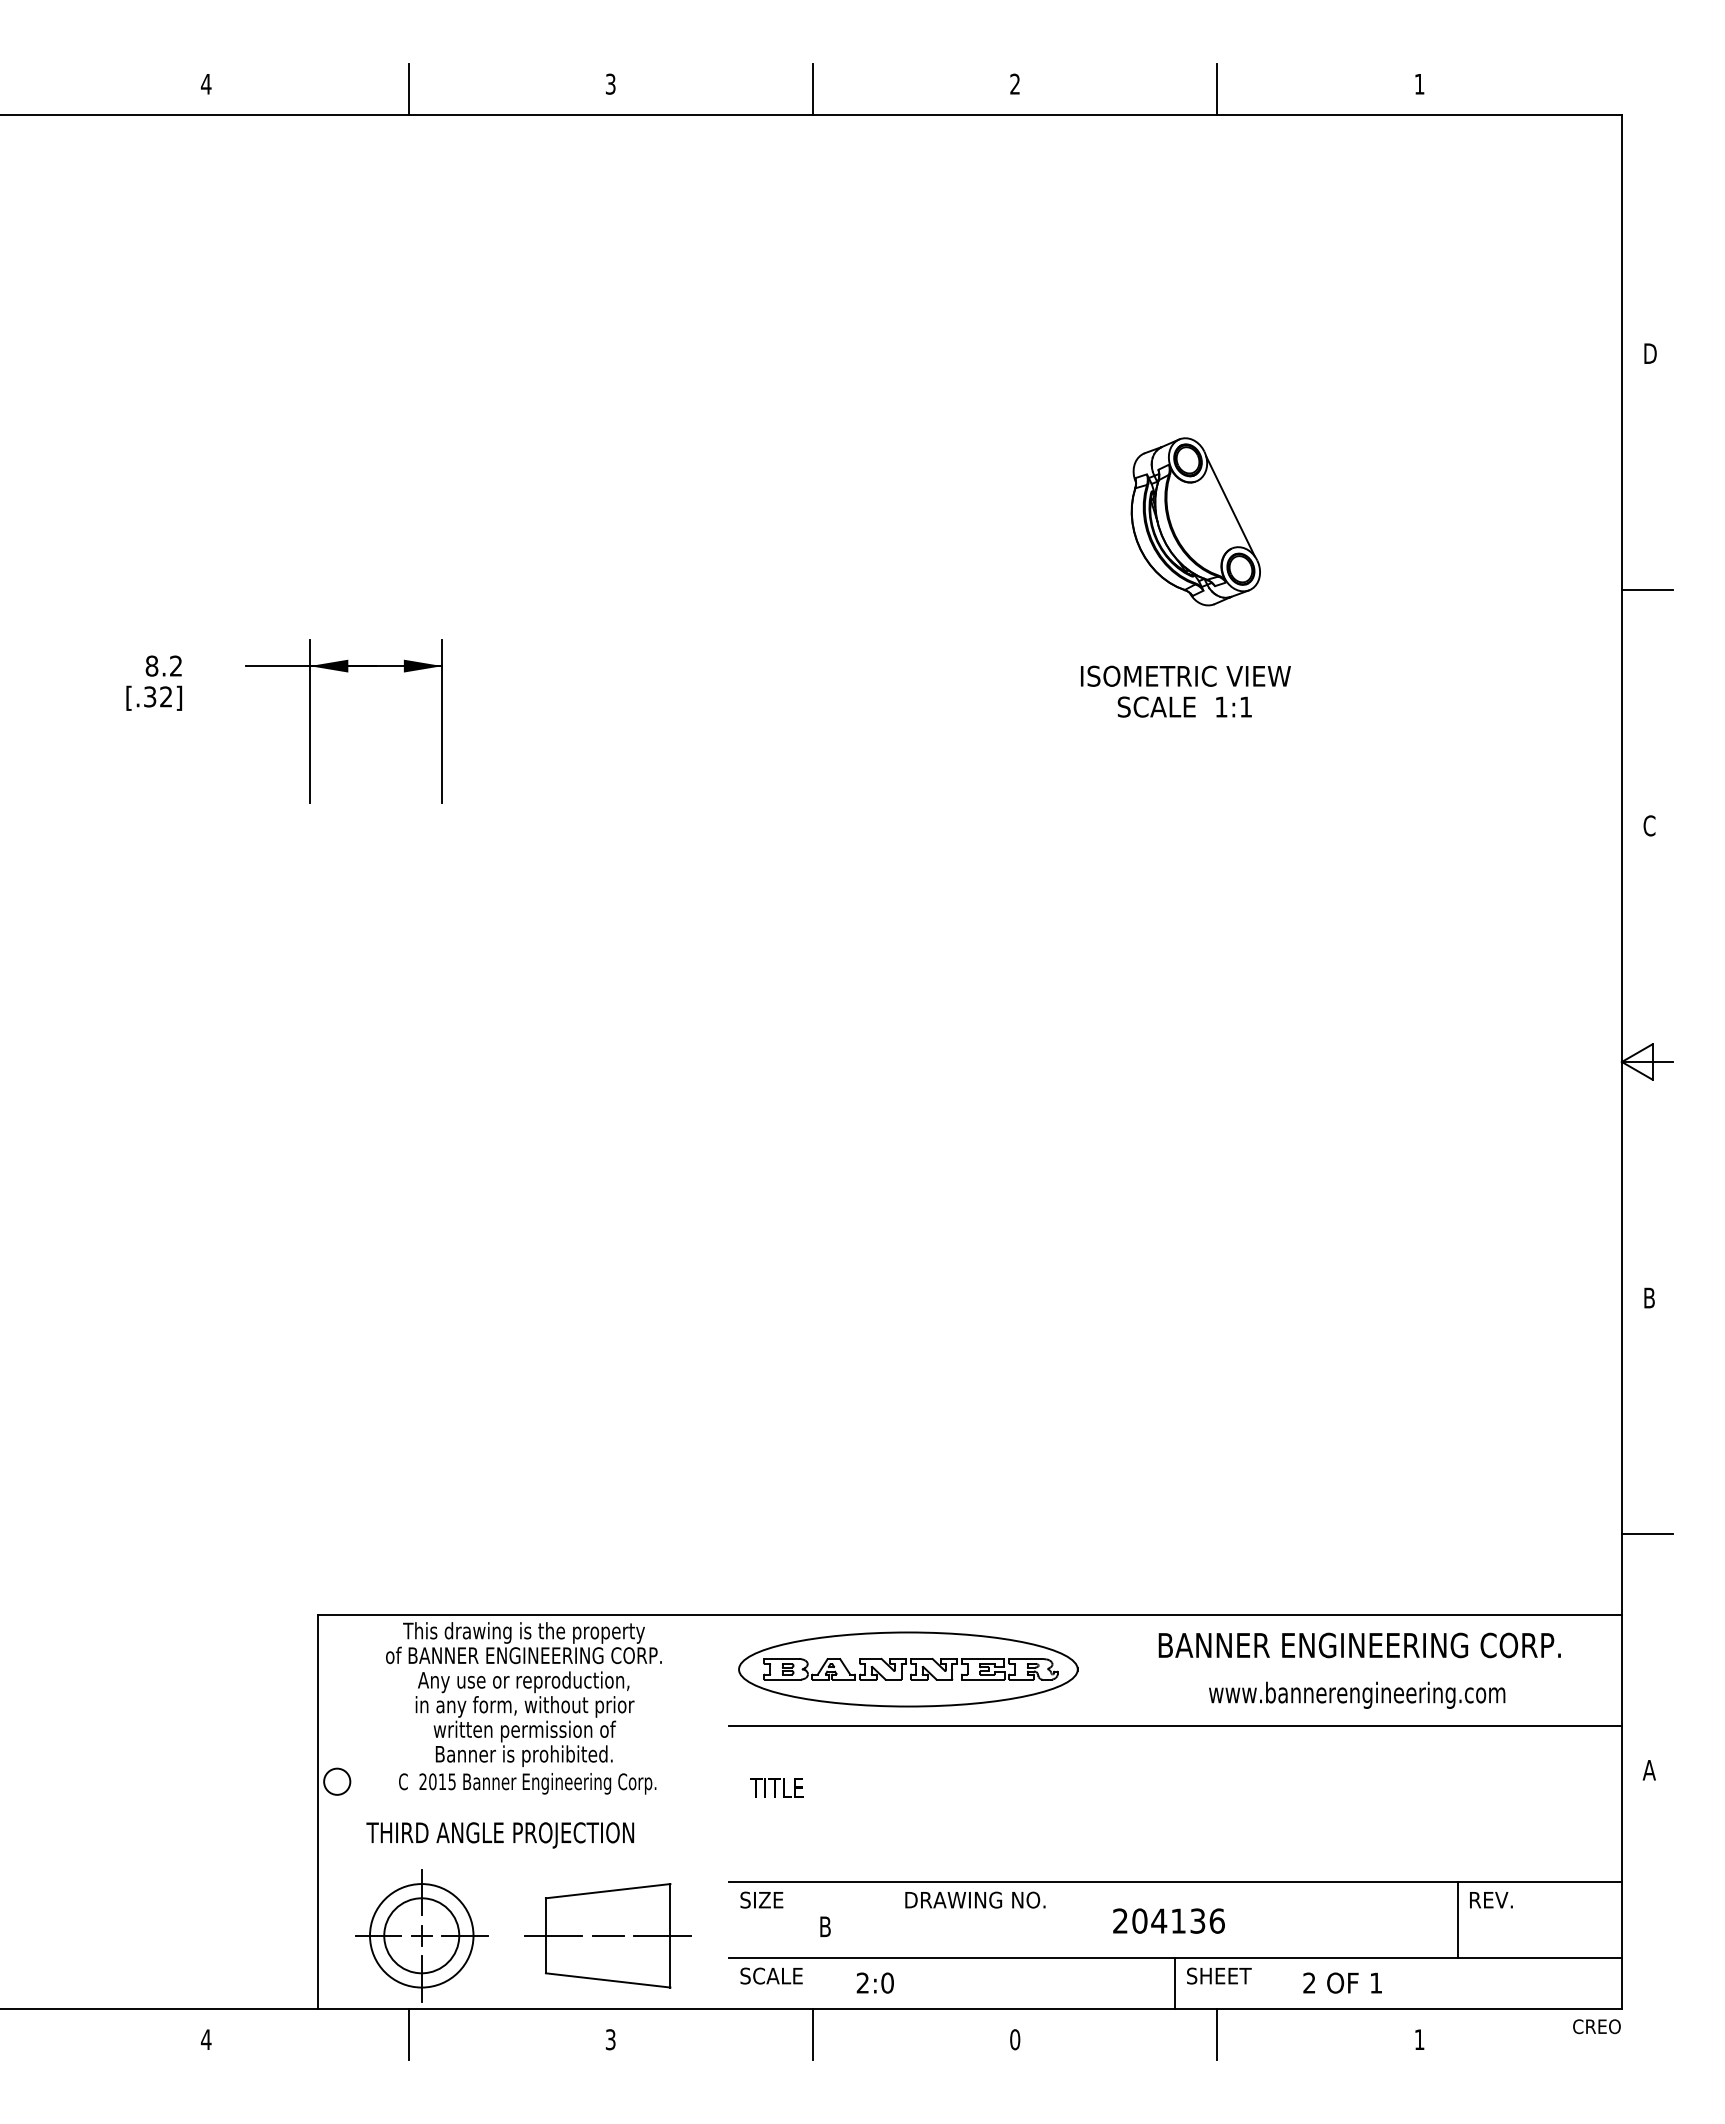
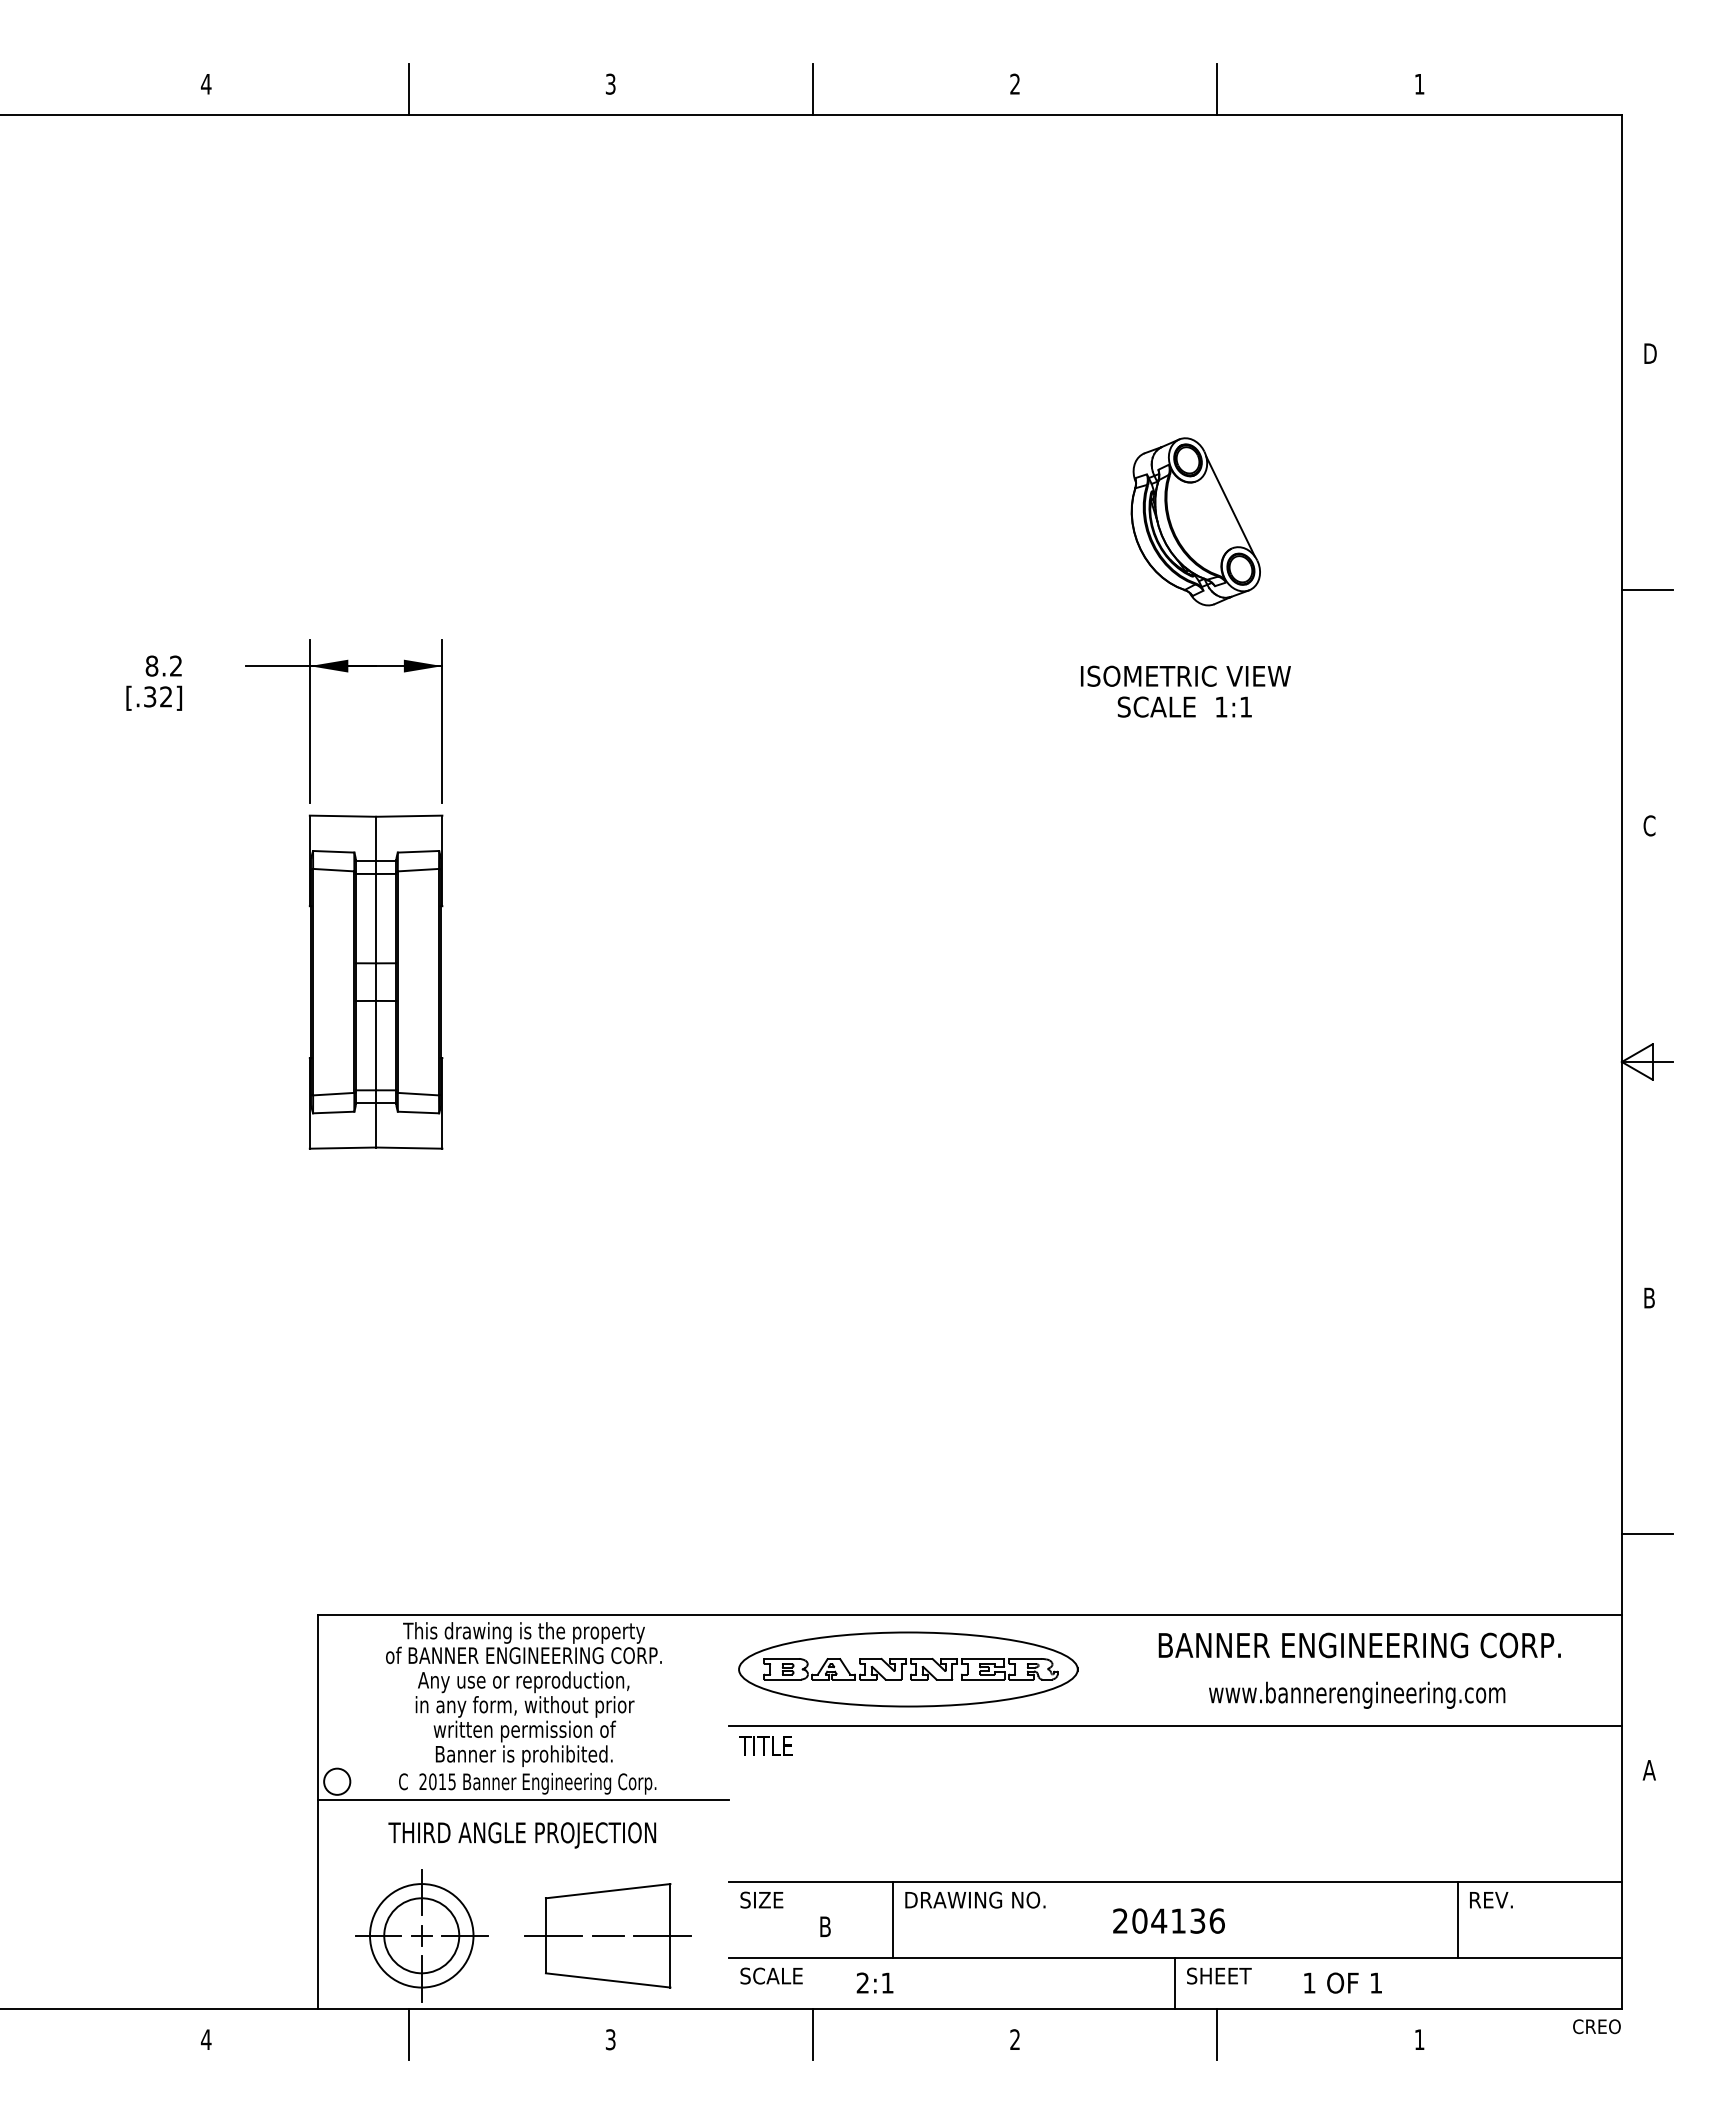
part: none -> present (375, 981)
text position: (776, 1787) -> (765, 1745) (765, 1745)
line: none -> present (523, 1799)
text position: (500, 1835) -> (522, 1835) (522, 1835)
line: none -> present (893, 1919)
text: 2:0 -> 2:1 (887, 1982)
text: 2 -> 1 (1309, 1982)
text: 0 -> 2 (1015, 2039)
